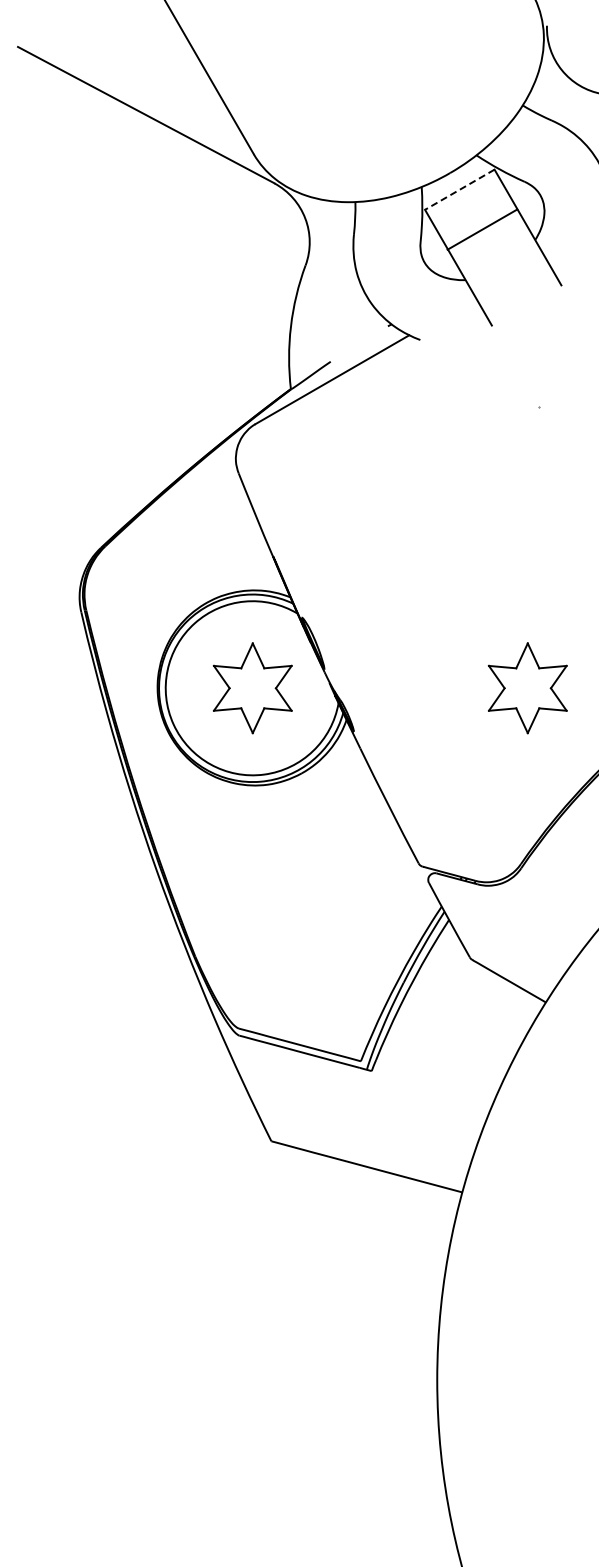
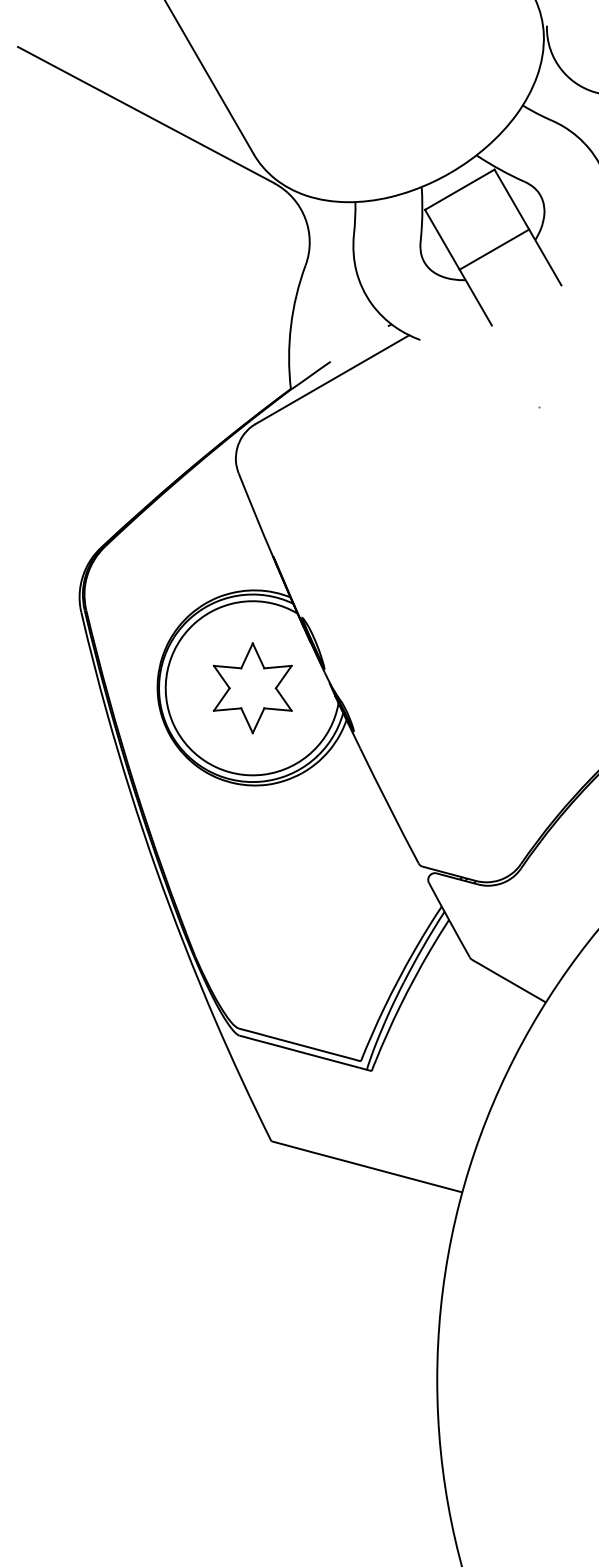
line: dashed -> solid (459, 189)
line position: (482, 229) -> (494, 249) (494, 249)
part: present -> none (527, 688)
